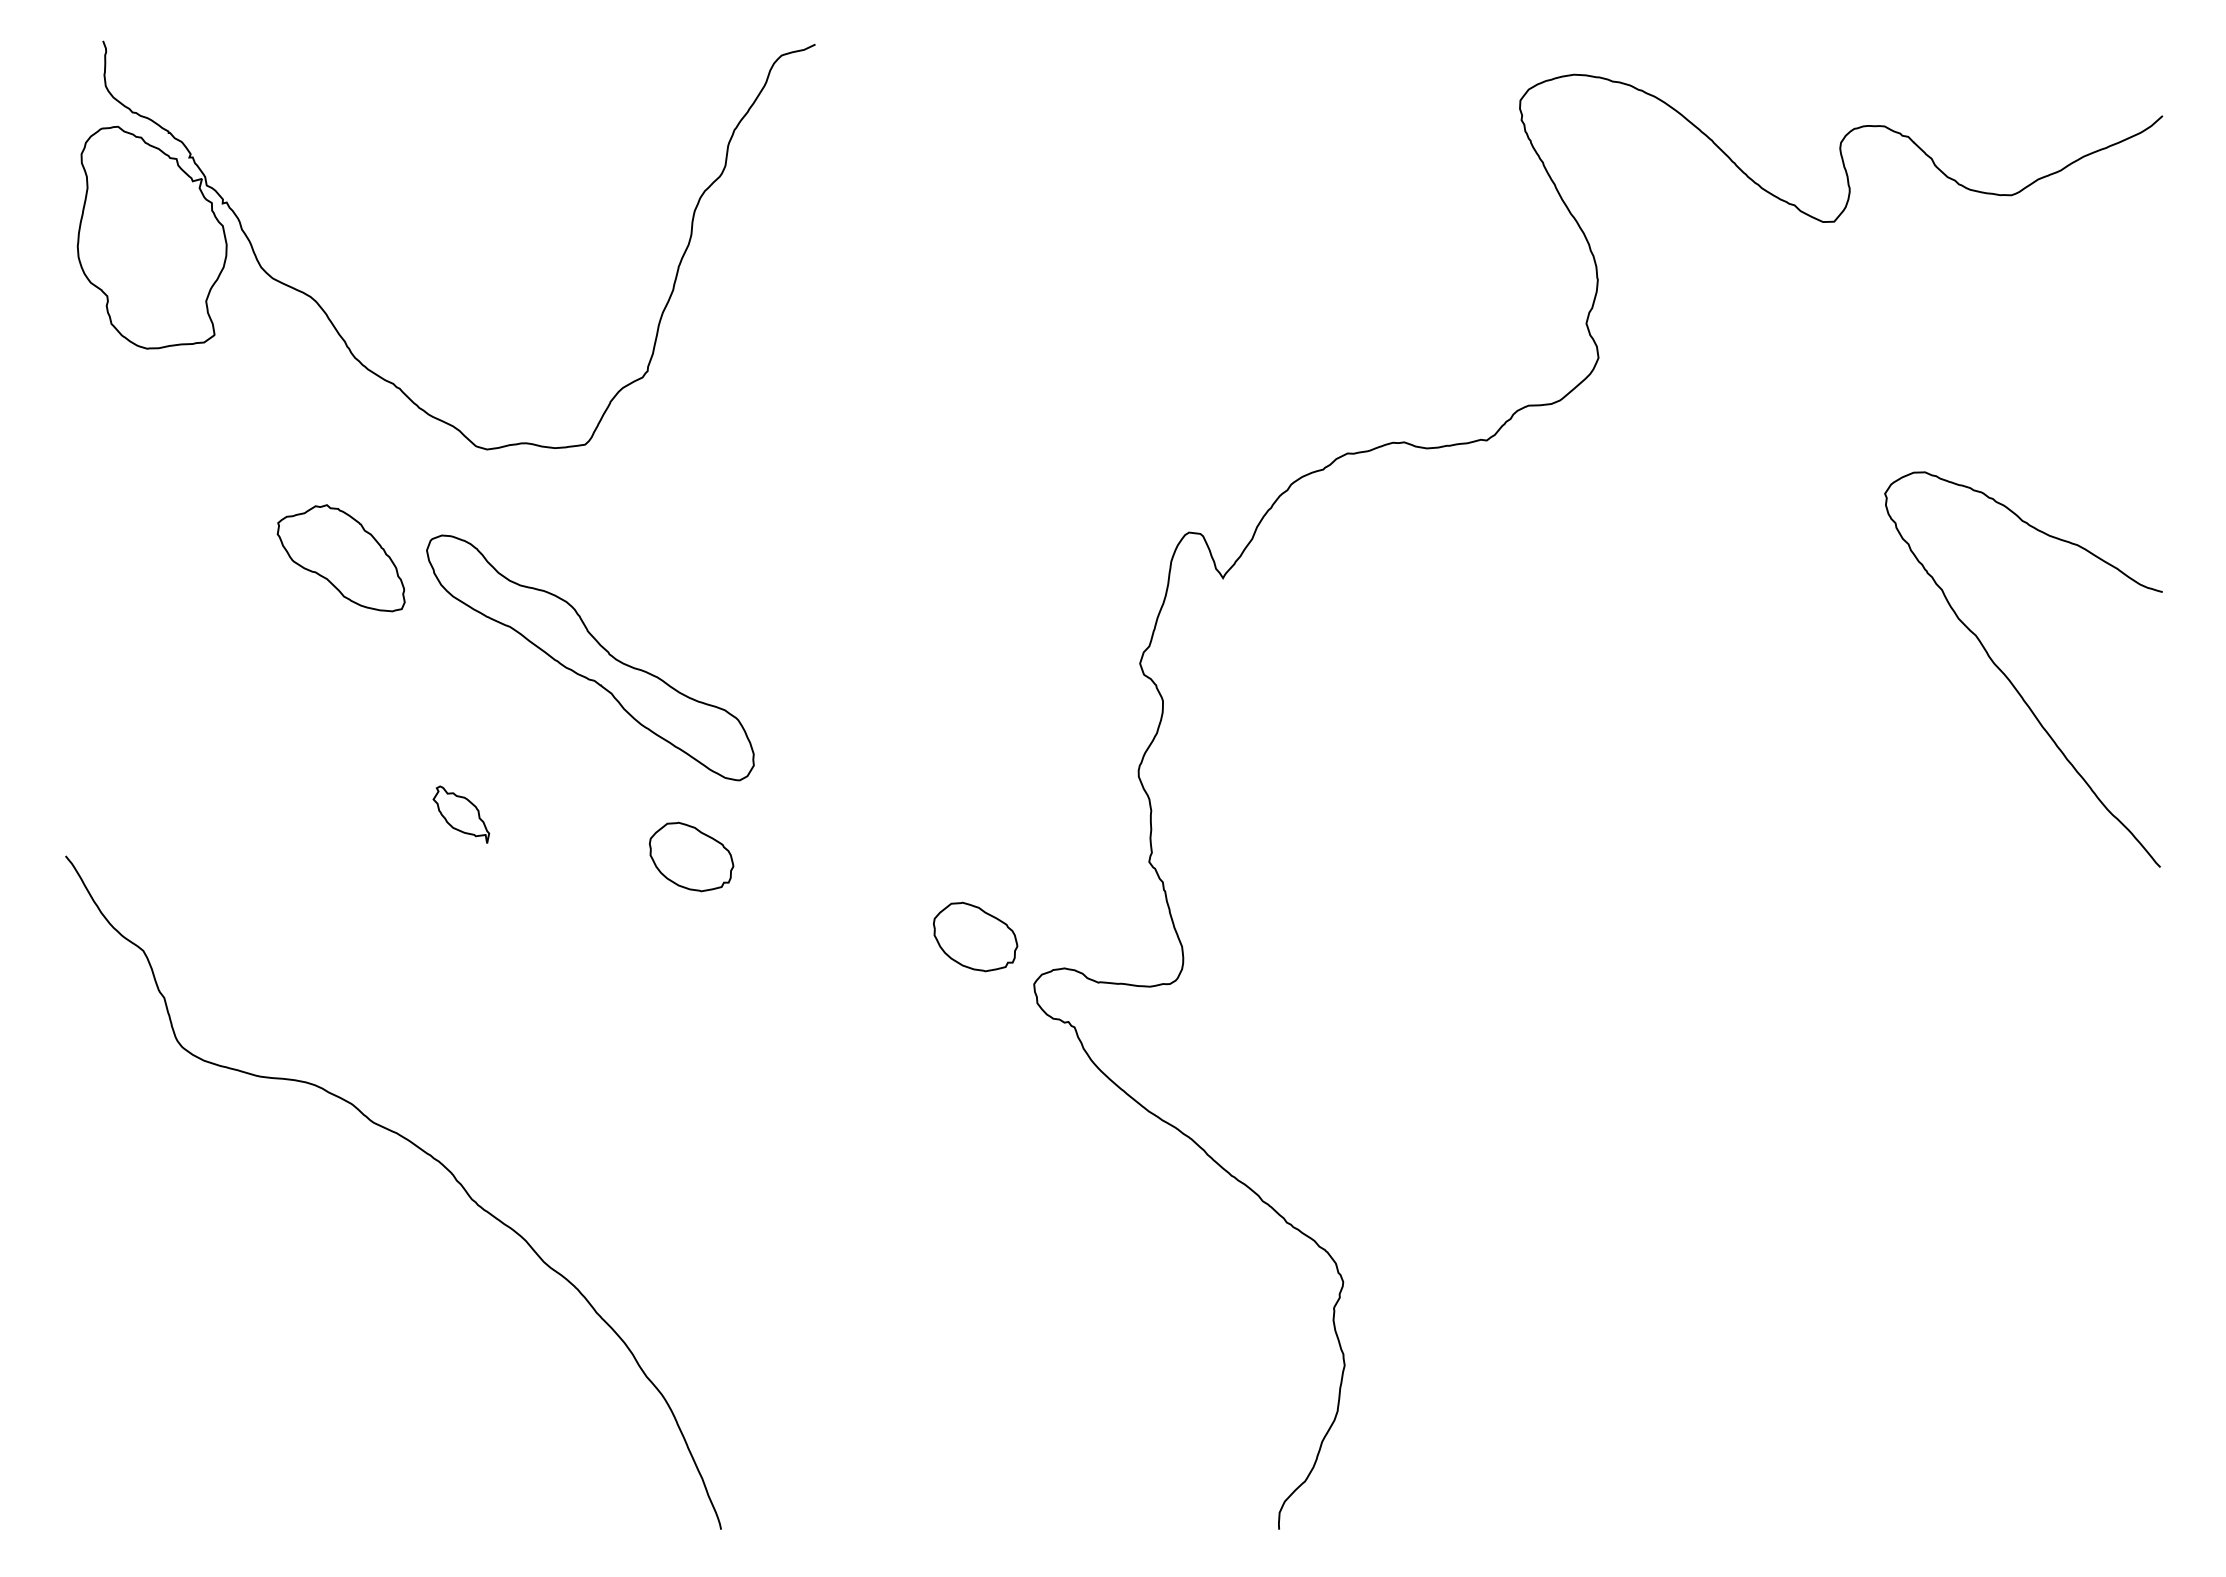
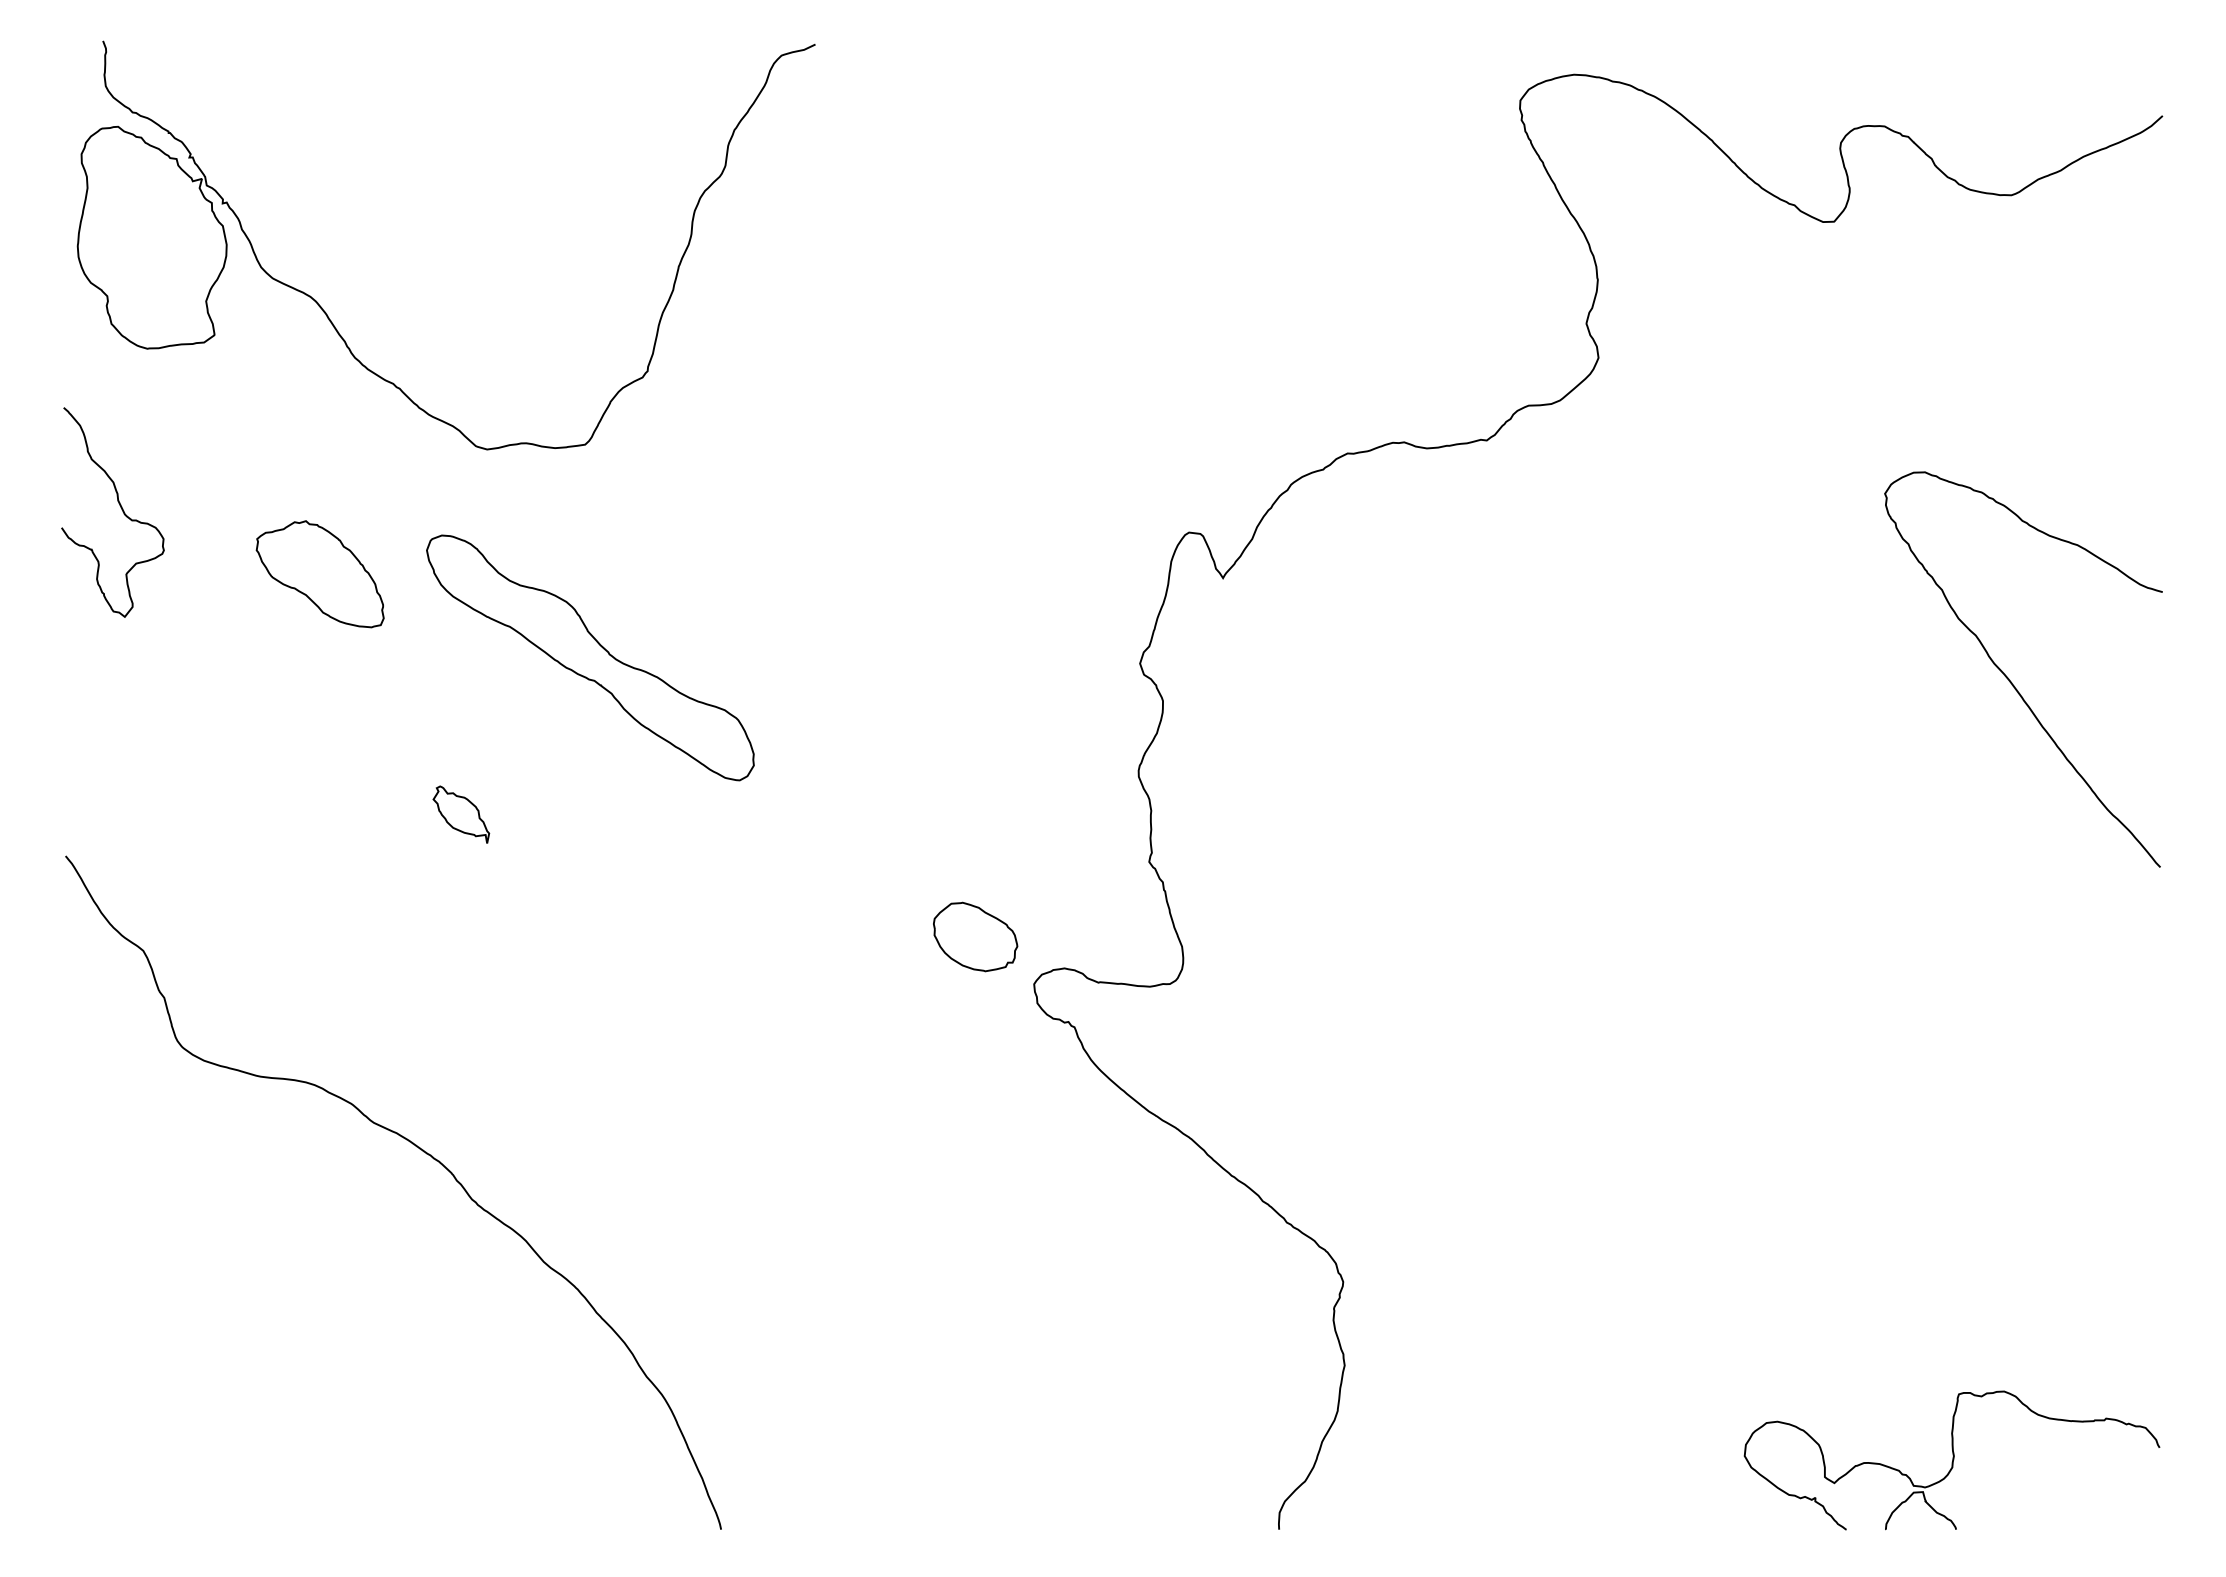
curve: none -> present (120, 507)
part position: (340, 558) -> (319, 574) (319, 574)
part: present -> none (691, 856)
part: none -> present (1951, 1460)
